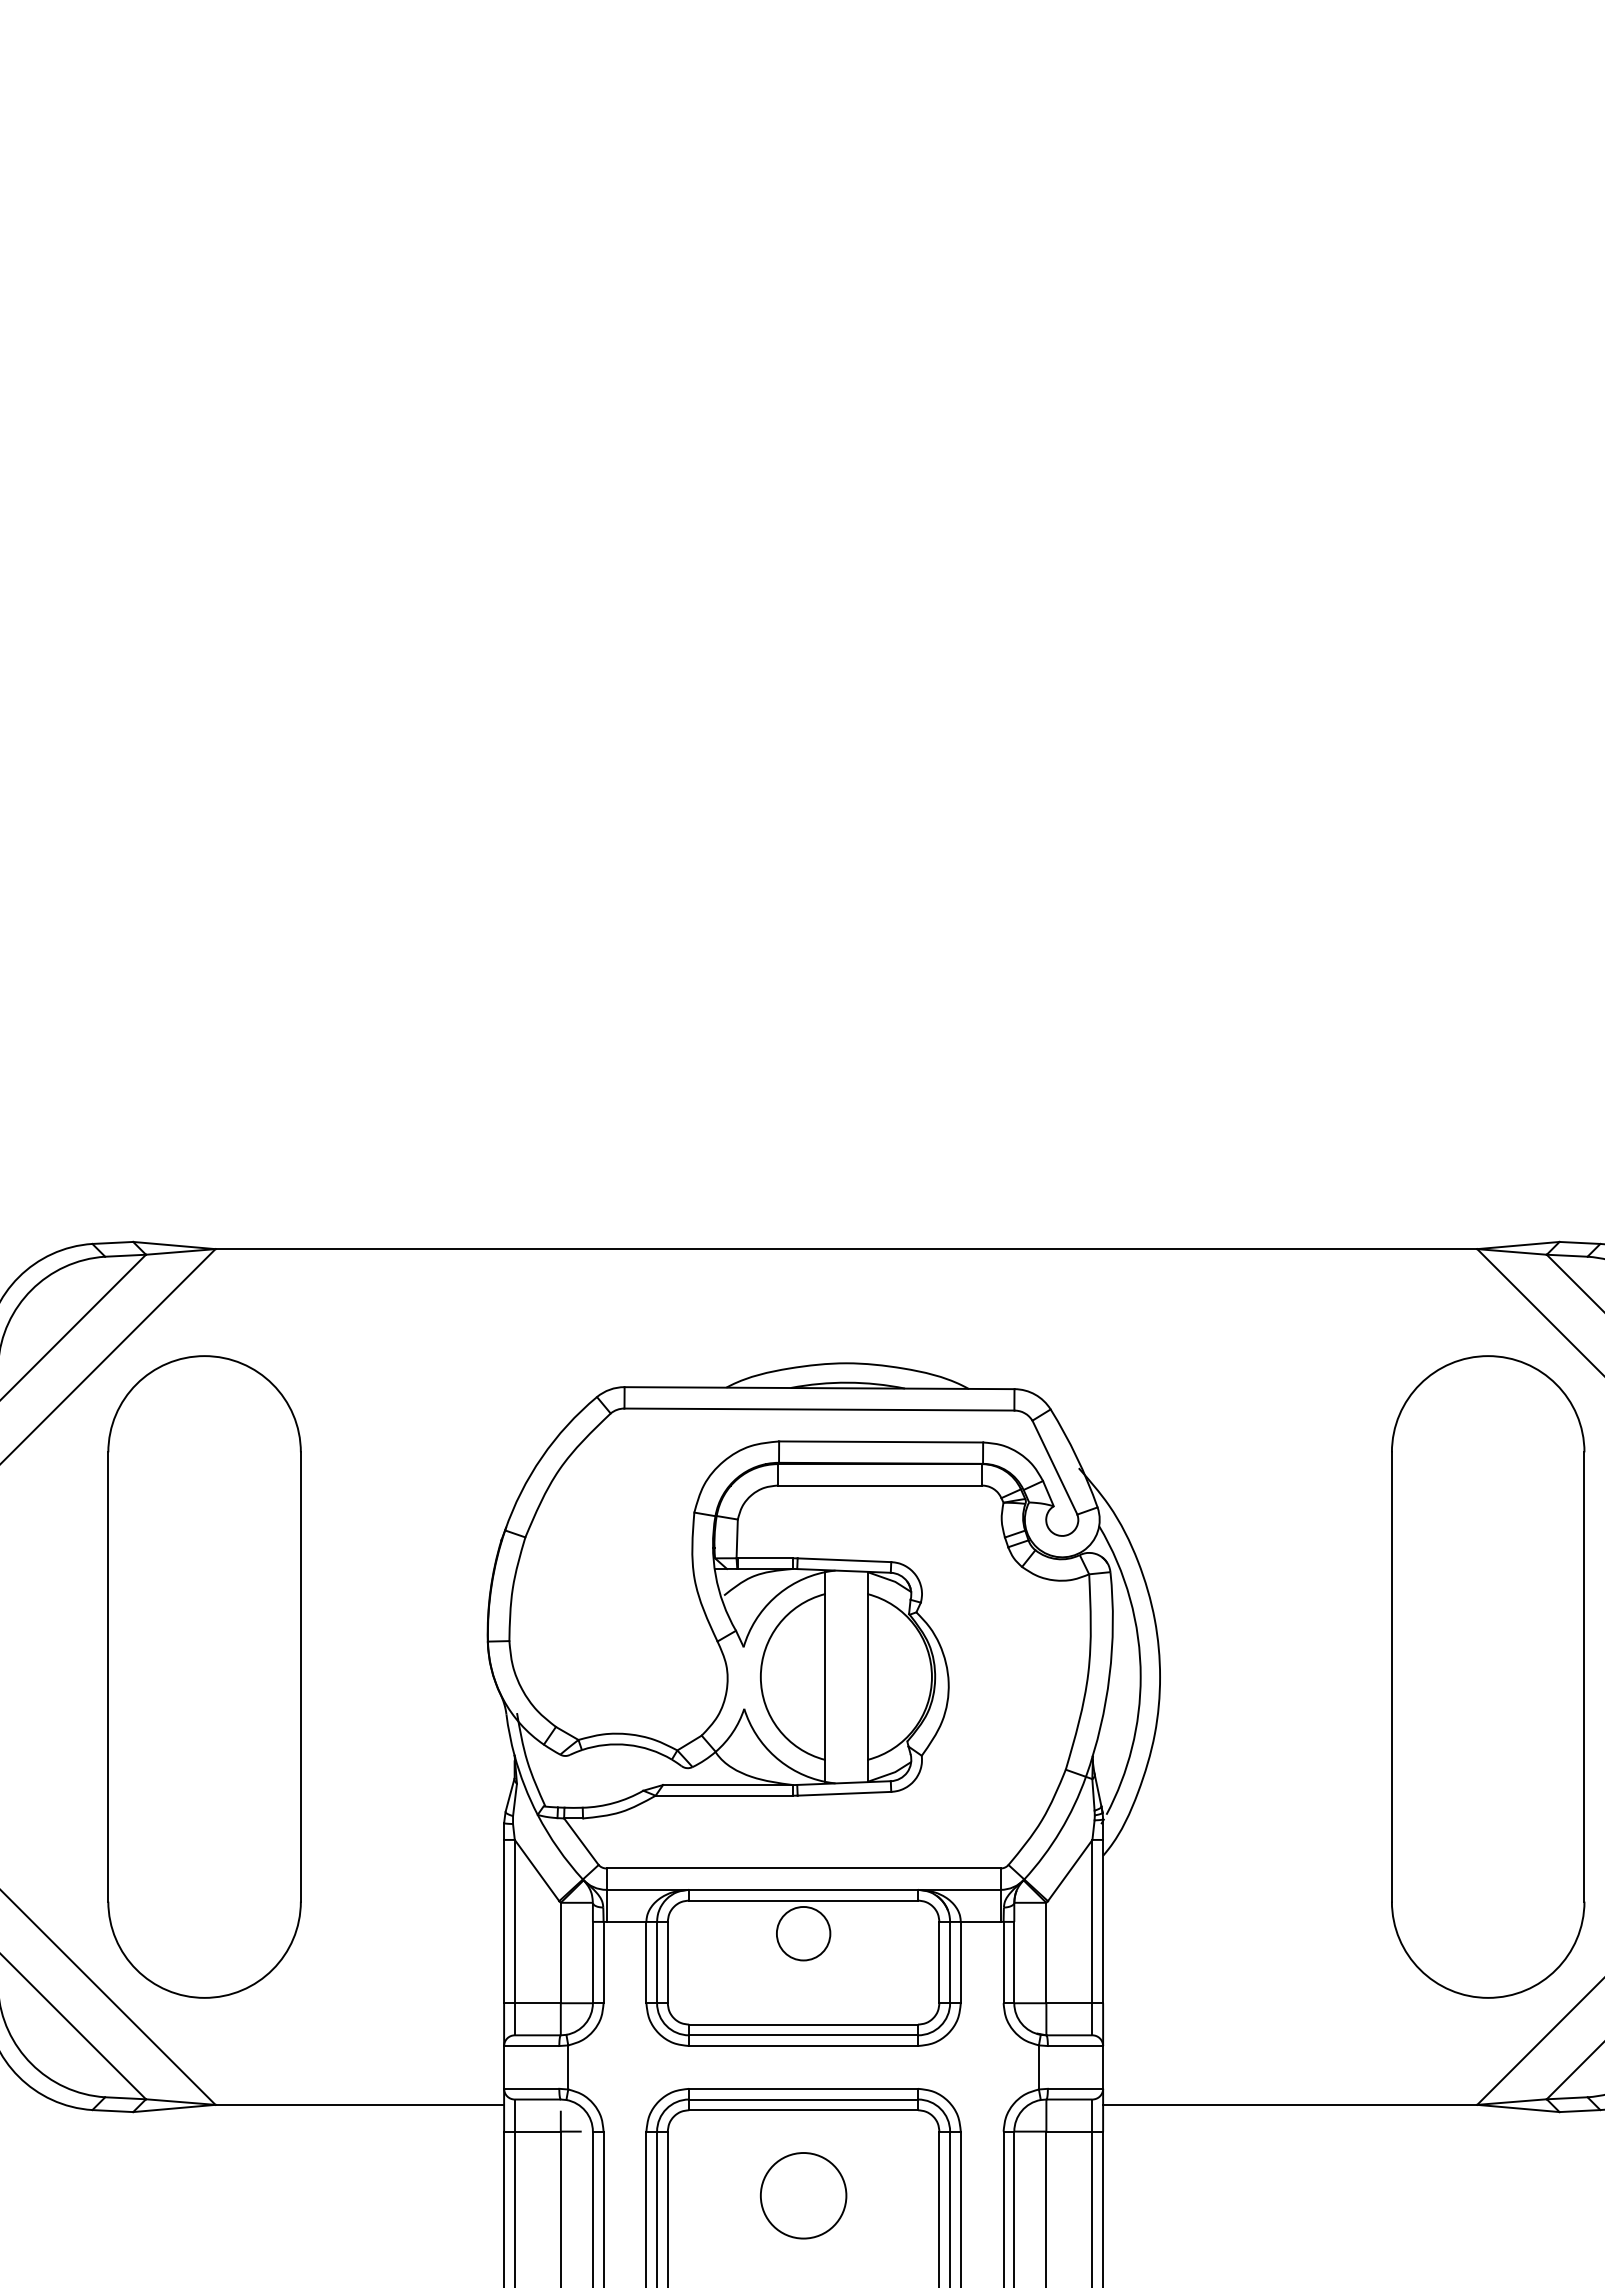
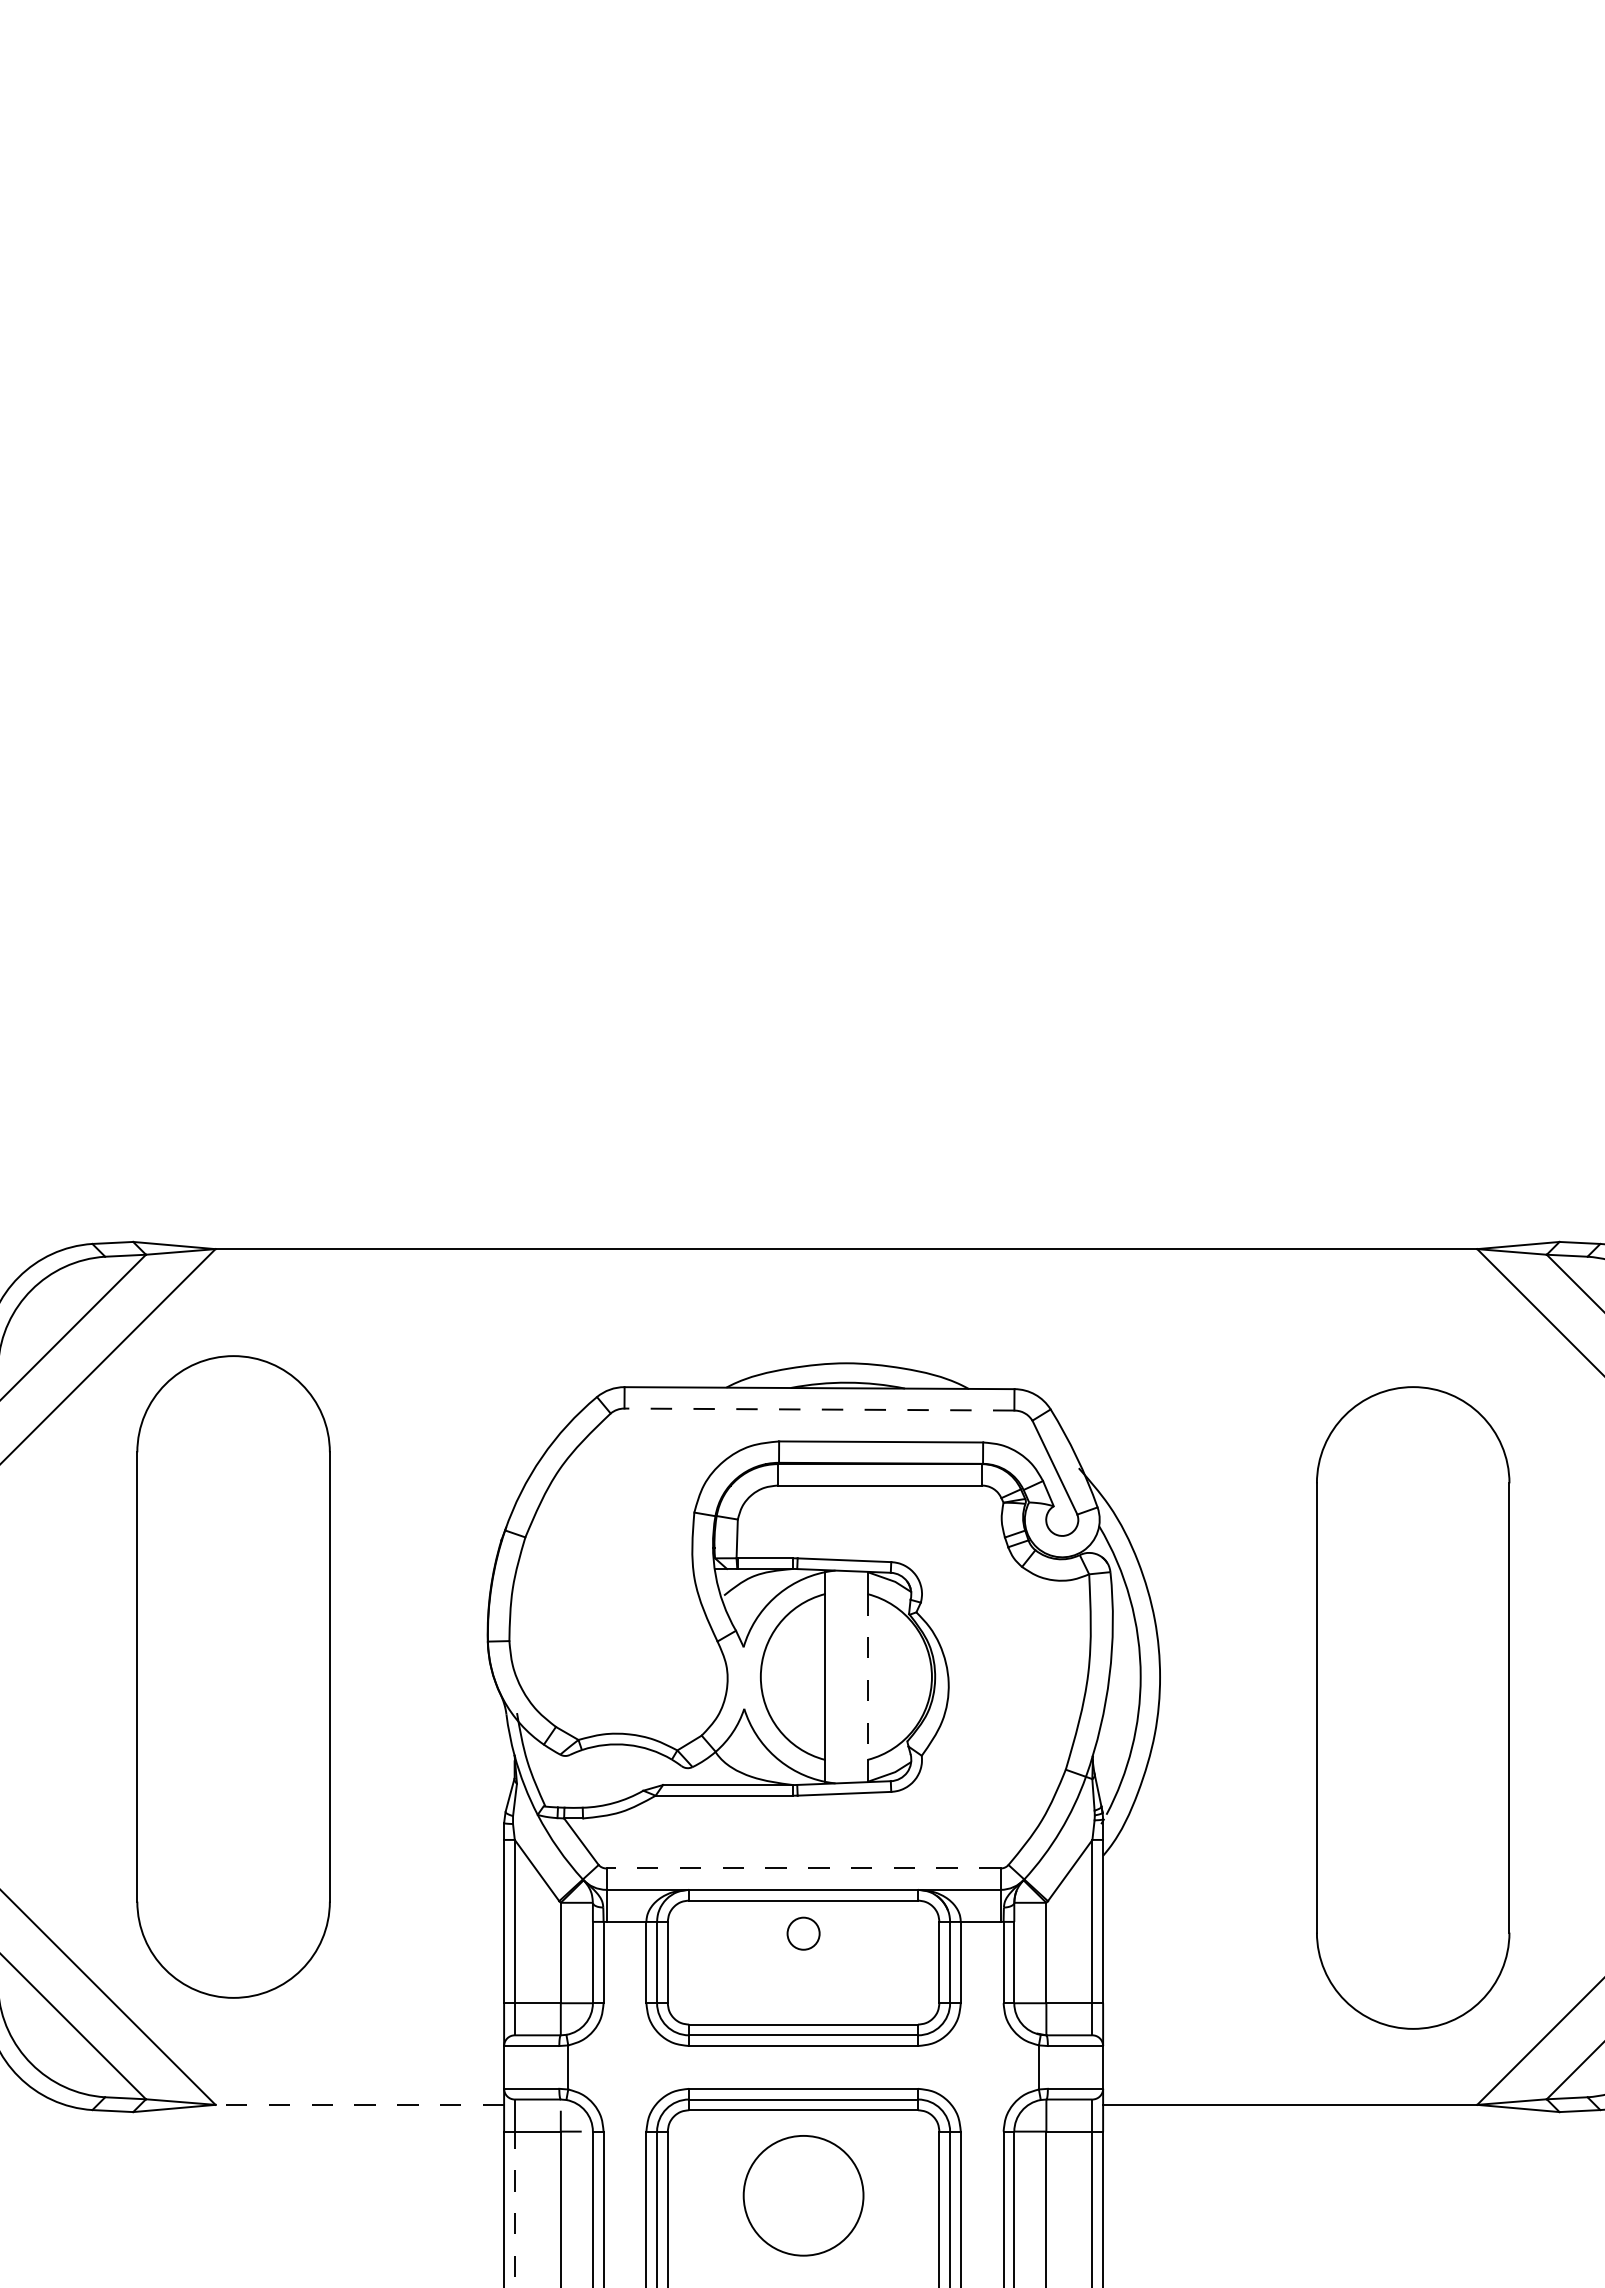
line: solid -> dashed (819, 1409)
part position: (204, 1676) -> (233, 1676) (233, 1676)
part position: (1488, 1676) -> (1413, 1707) (1413, 1707)
line: solid -> dashed (867, 1677)
line: solid -> dashed (803, 1868)
circle diameter: 53 px -> 32 px (803, 1933)
line: solid -> dashed (359, 2104)
circle diameter: 86 px -> 120 px (803, 2195)
line: solid -> dashed (514, 2209)
